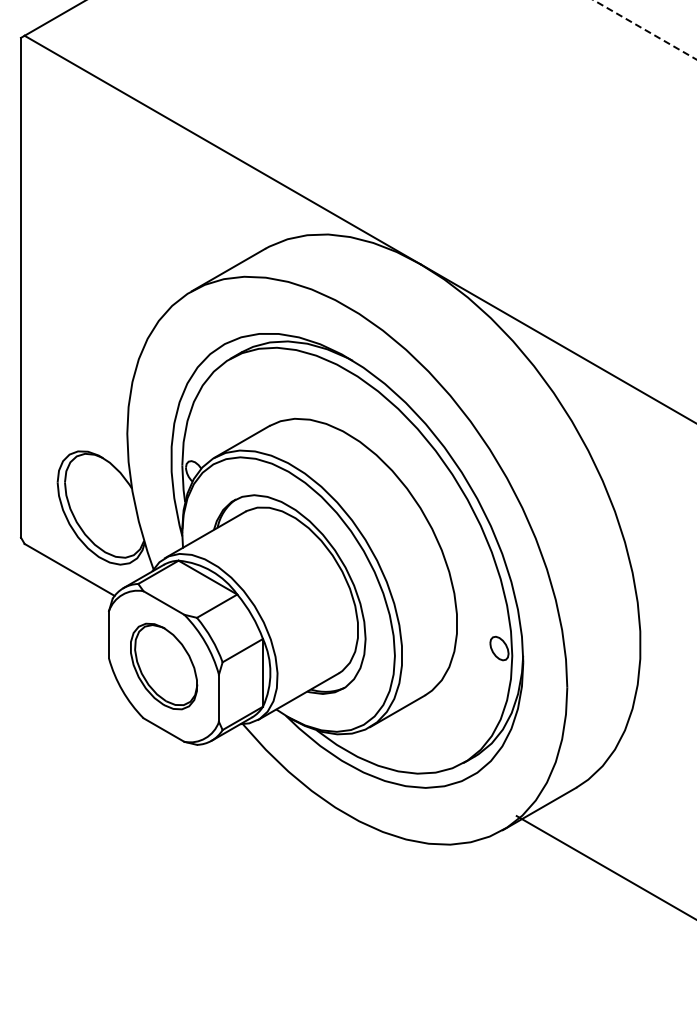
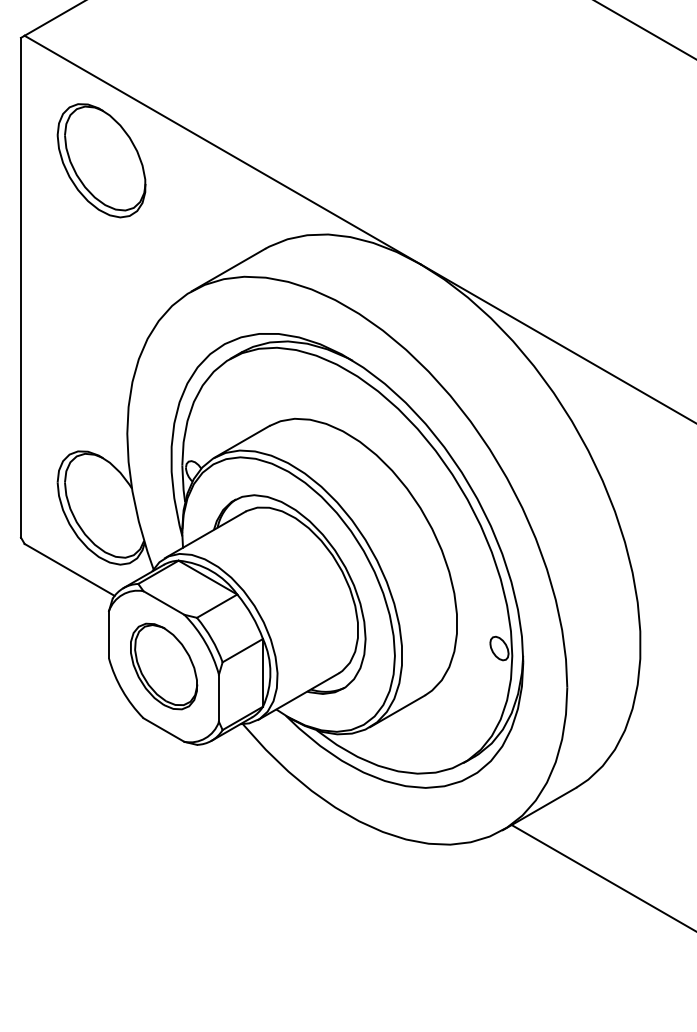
line: dashed -> solid (645, 30)
part: none -> present (101, 160)
line position: (604, 867) -> (602, 877) (602, 877)
